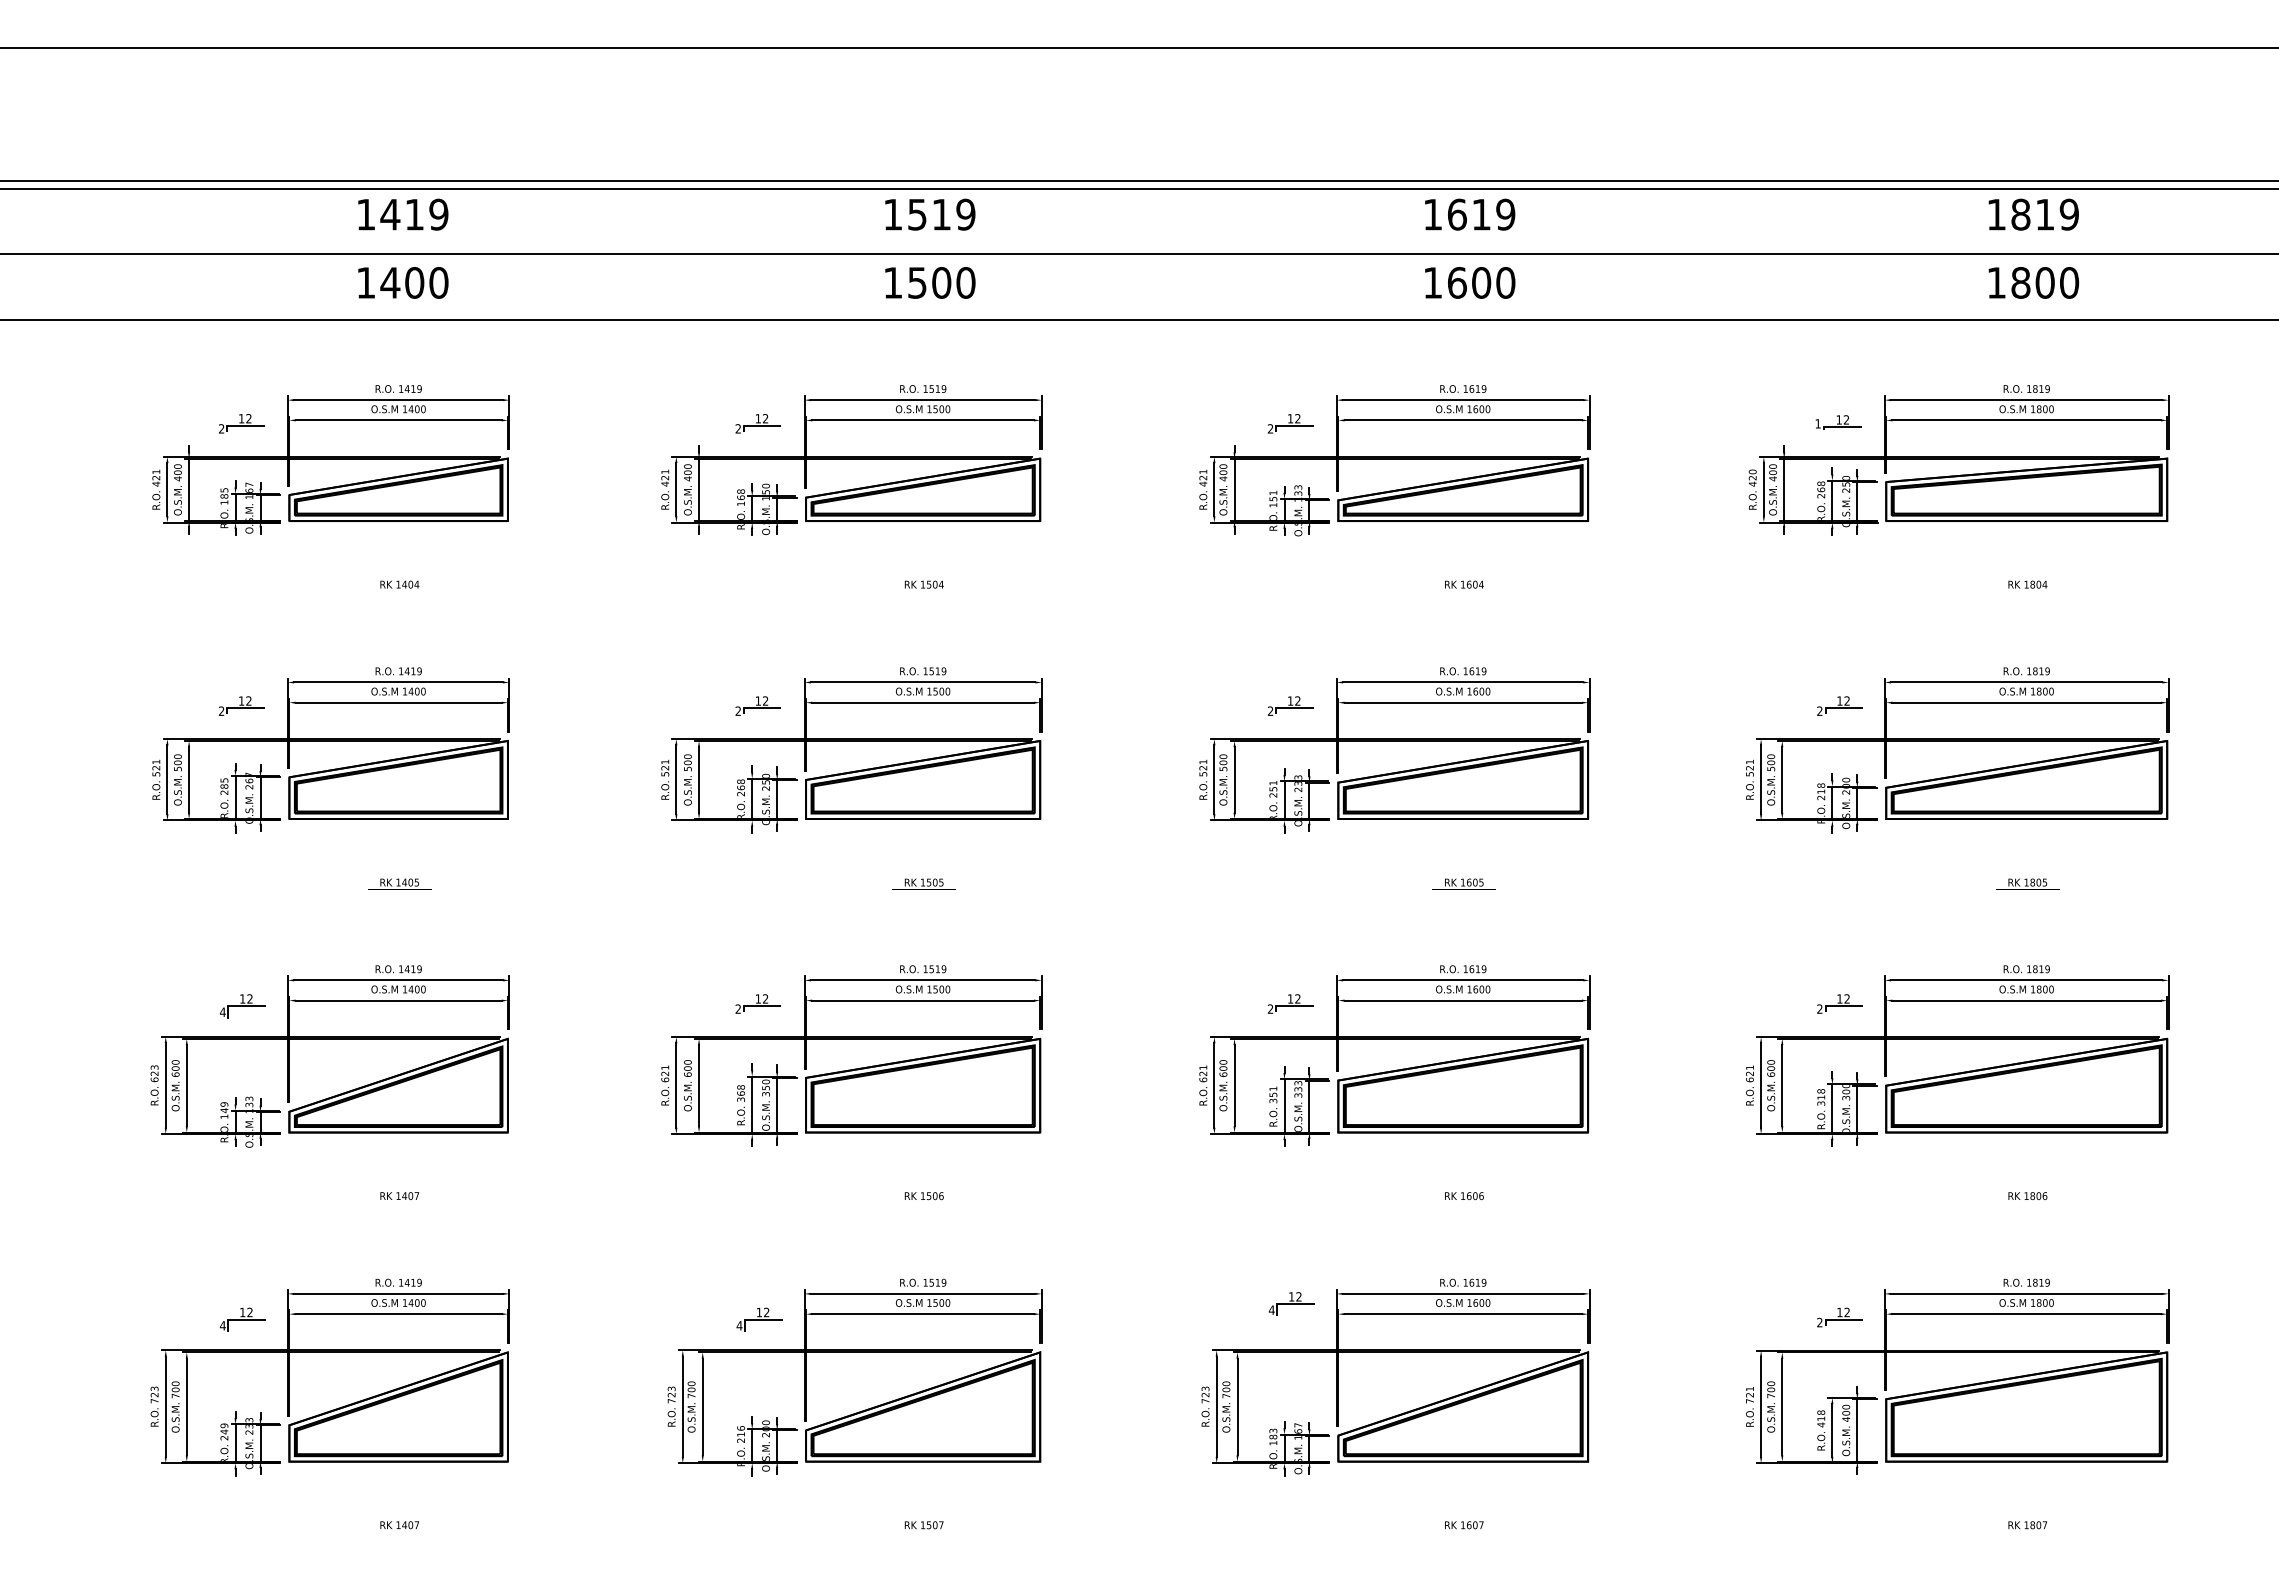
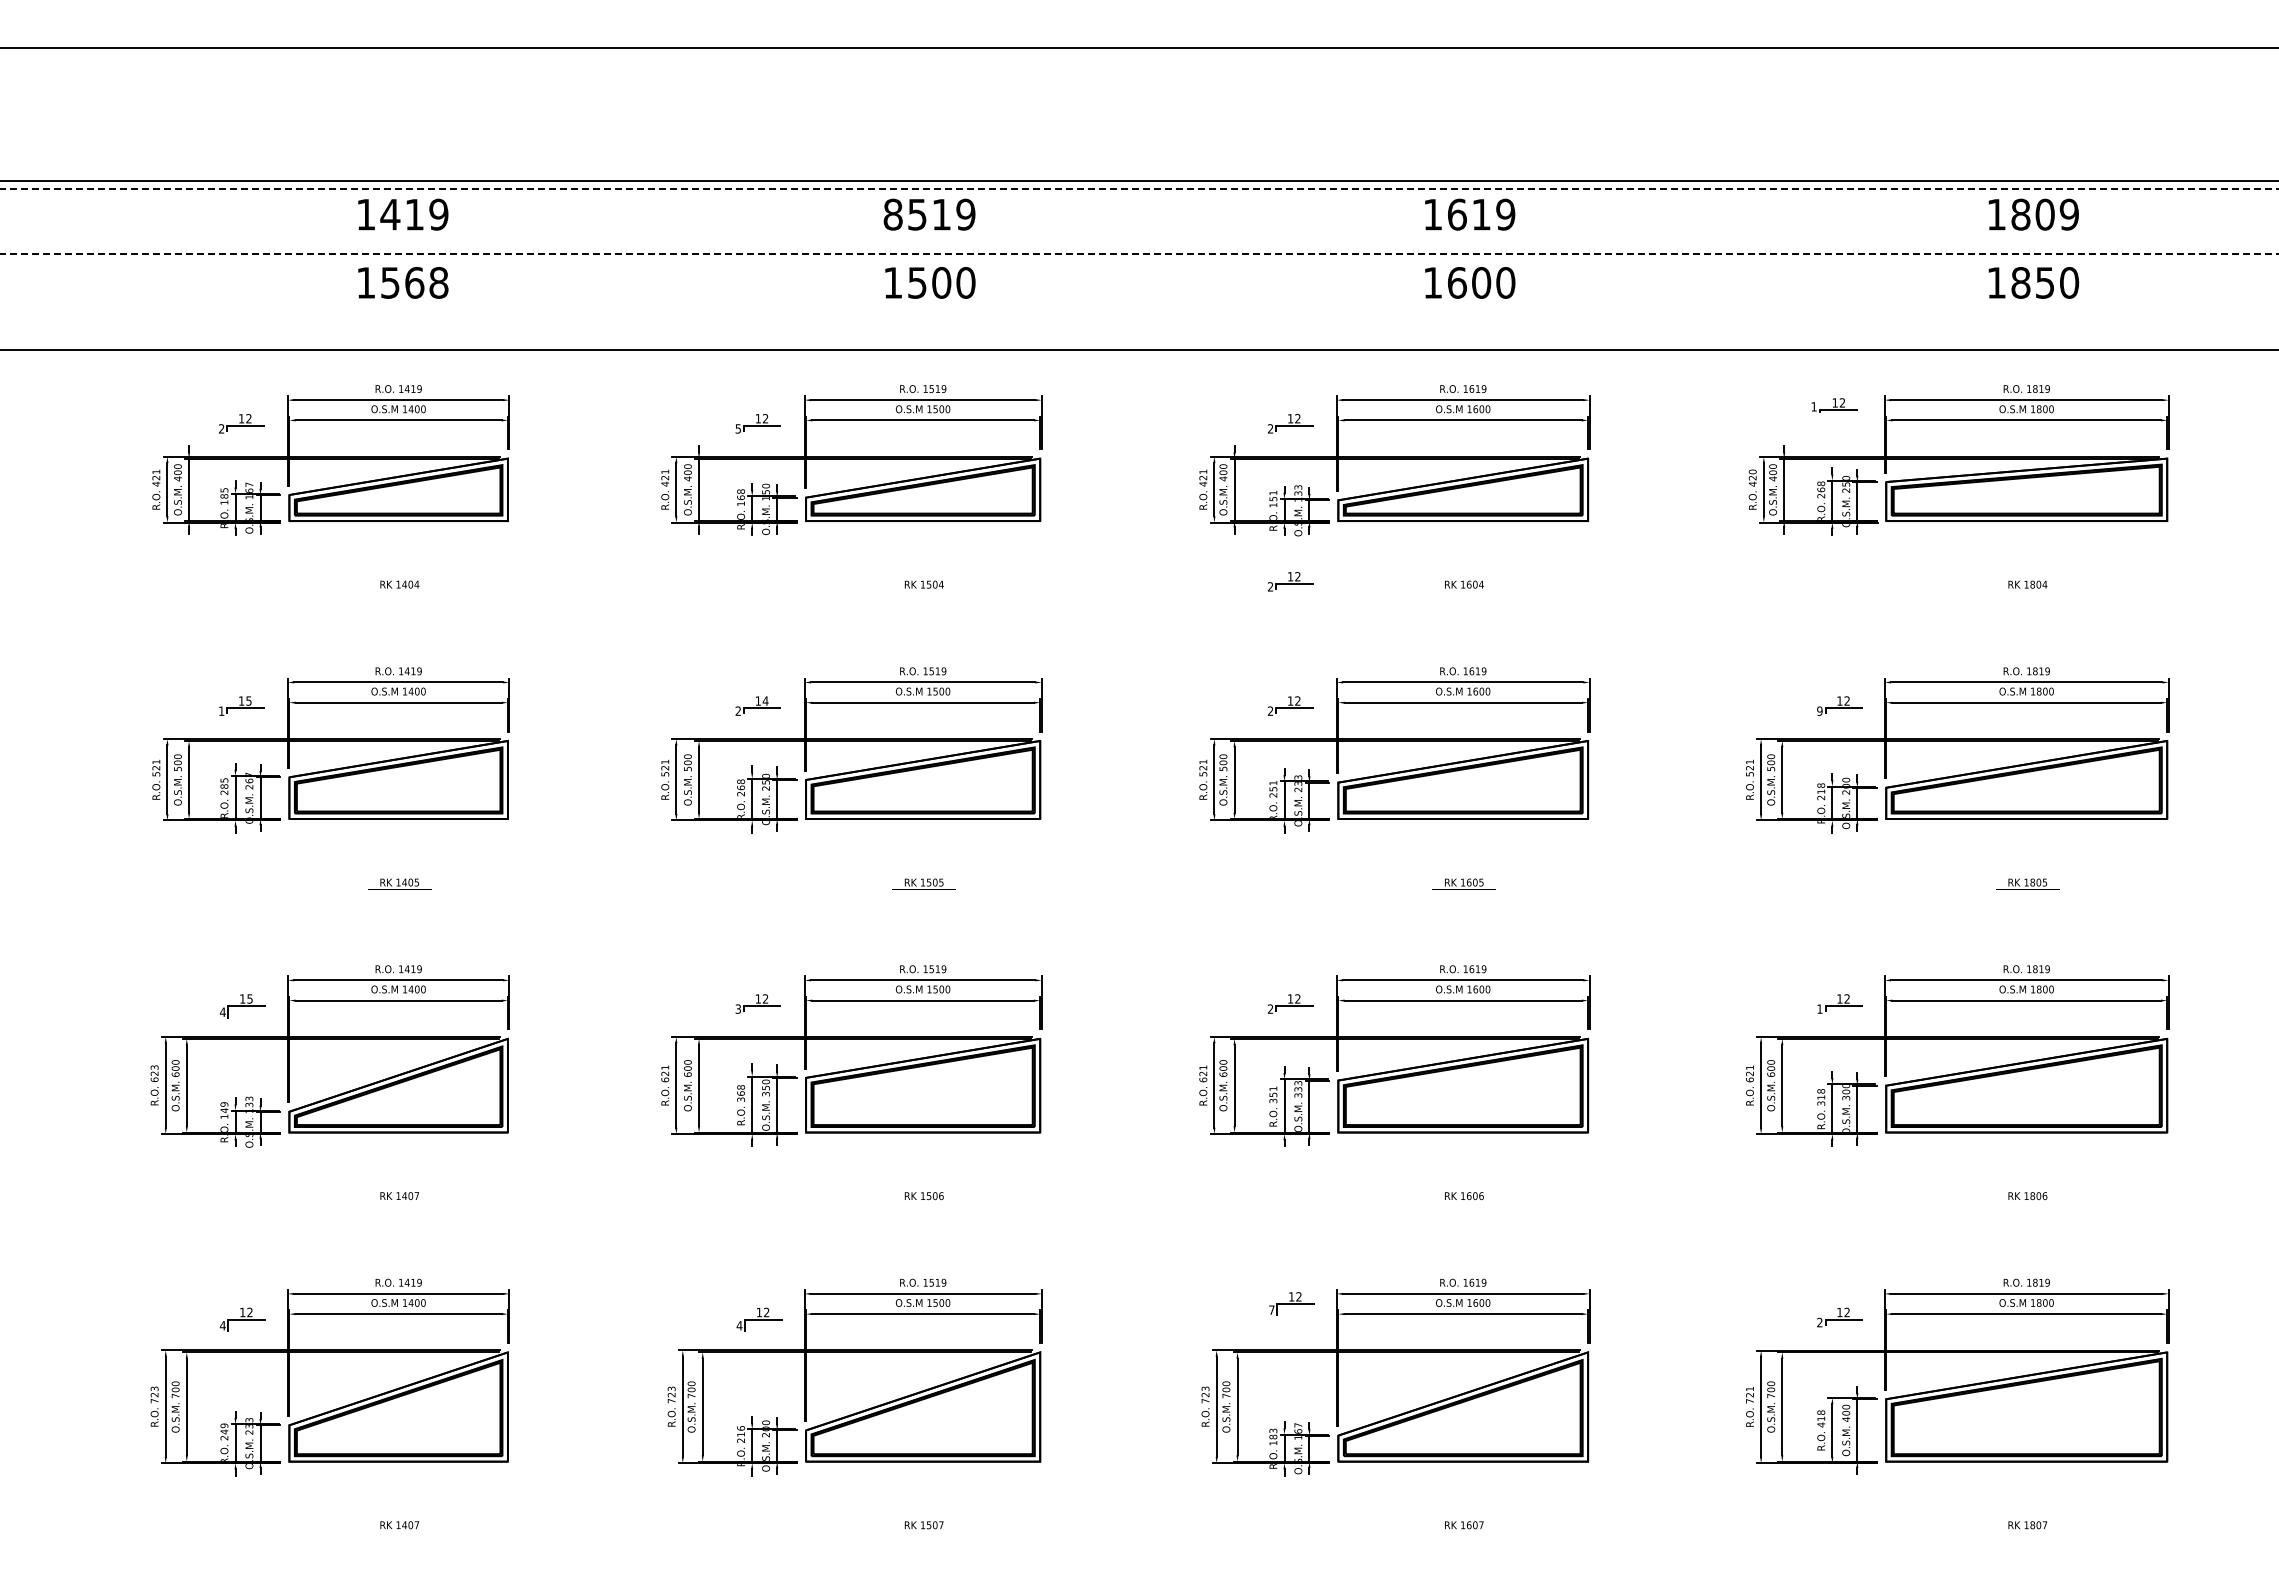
line: solid -> dashed (1138, 188)
text: 1519 -> 8519 (892, 214)
text: 1819 -> 1809 (2044, 214)
line: solid -> dashed (1138, 254)
text: 1400 -> 1568 (414, 282)
text: 1800 -> 1850 (2044, 282)
line position: (1138, 319) -> (1138, 349) (1138, 349)
part position: (1838, 422) -> (1834, 405) (1834, 405)
text: 2 -> 5 (737, 428)
part: none -> present (1290, 581)
text: 12 -> 15 (248, 700)
text: 12 -> 14 (765, 700)
text: 2 -> 1 (221, 710)
text: 2 -> 9 (1819, 710)
text: 12 -> 15 (249, 998)
text: 2 -> 1 (1819, 1008)
text: 2 -> 3 (737, 1009)
text: 4 -> 7 (1271, 1309)
